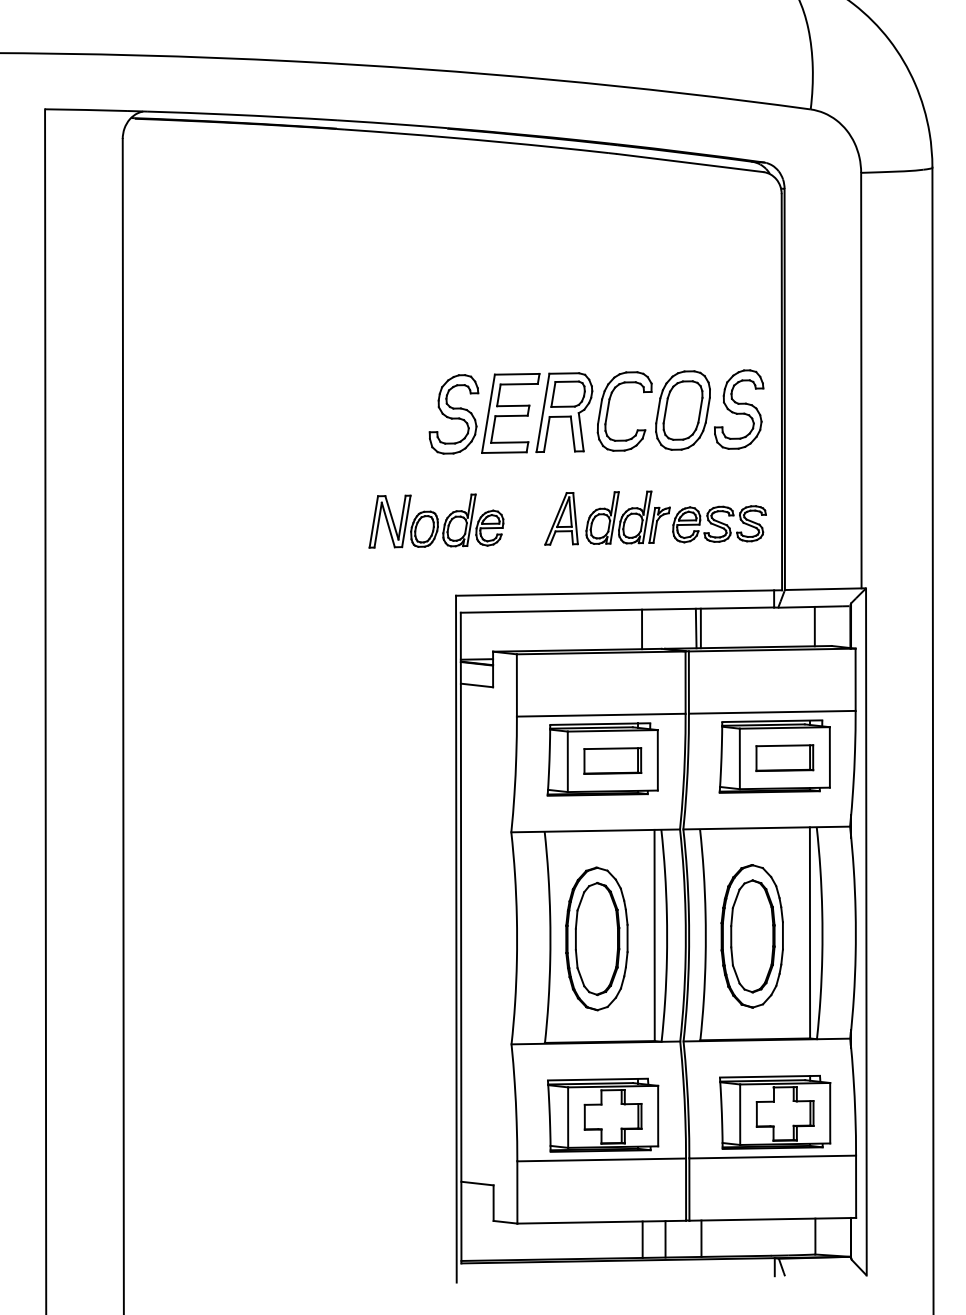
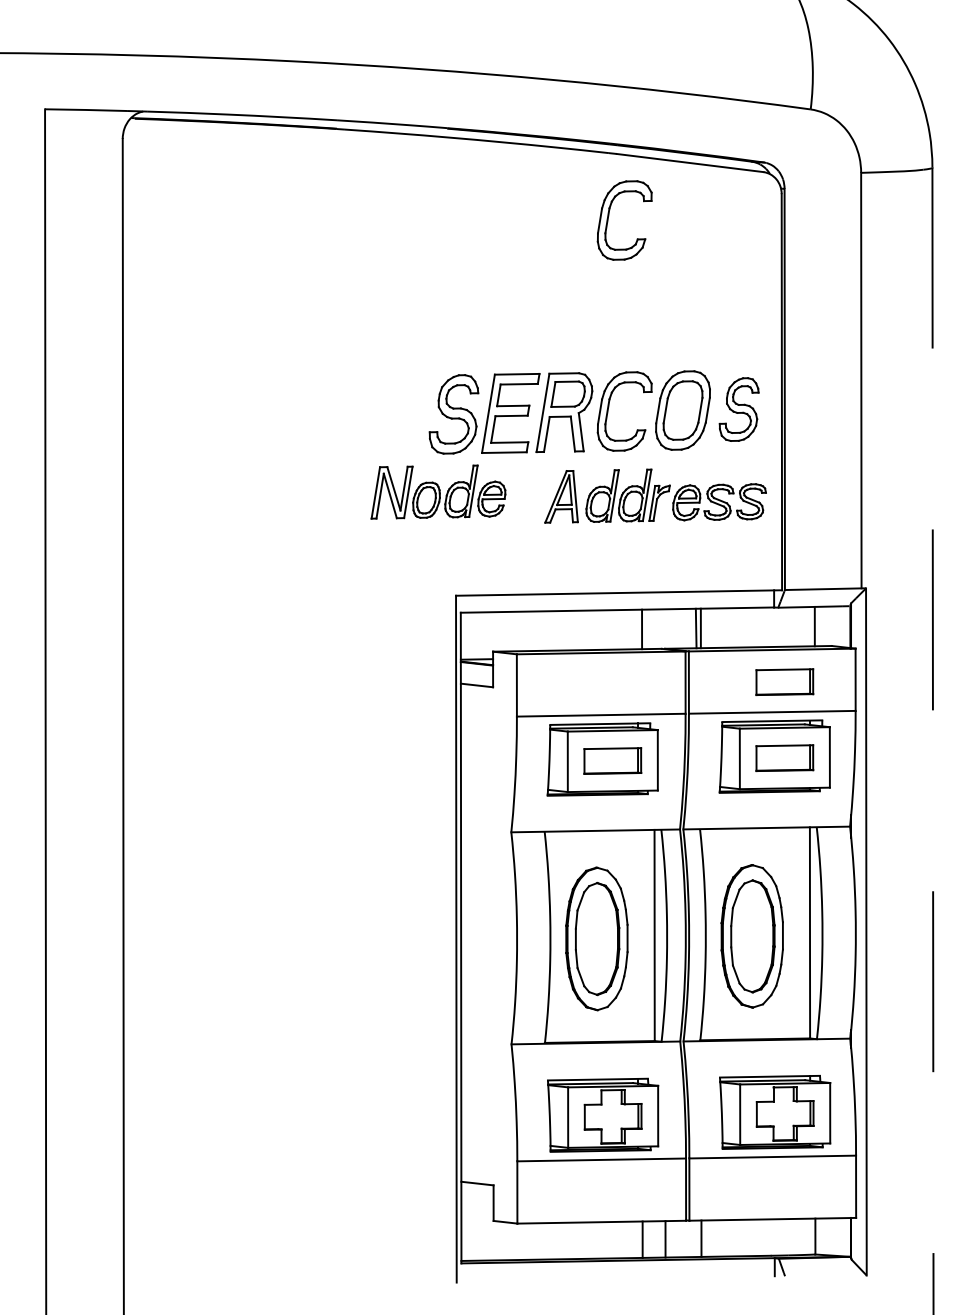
part: none -> present (609, 216)
part size: 51x81 px -> 42x65 px (738, 409)
part position: (655, 517) -> (655, 495) (655, 495)
part position: (436, 520) -> (438, 491) (438, 491)
part: none -> present (784, 682)
line: solid -> dashed (932, 741)
